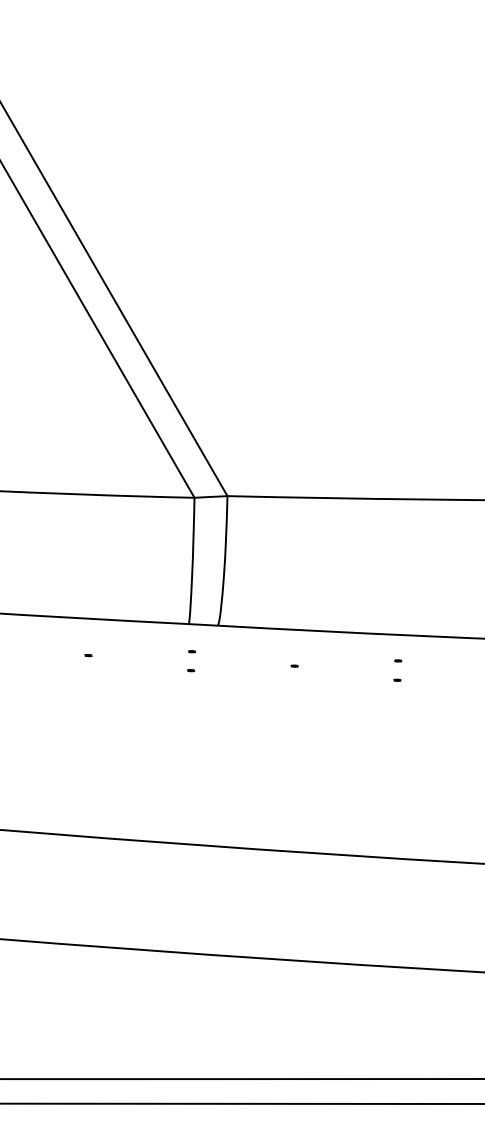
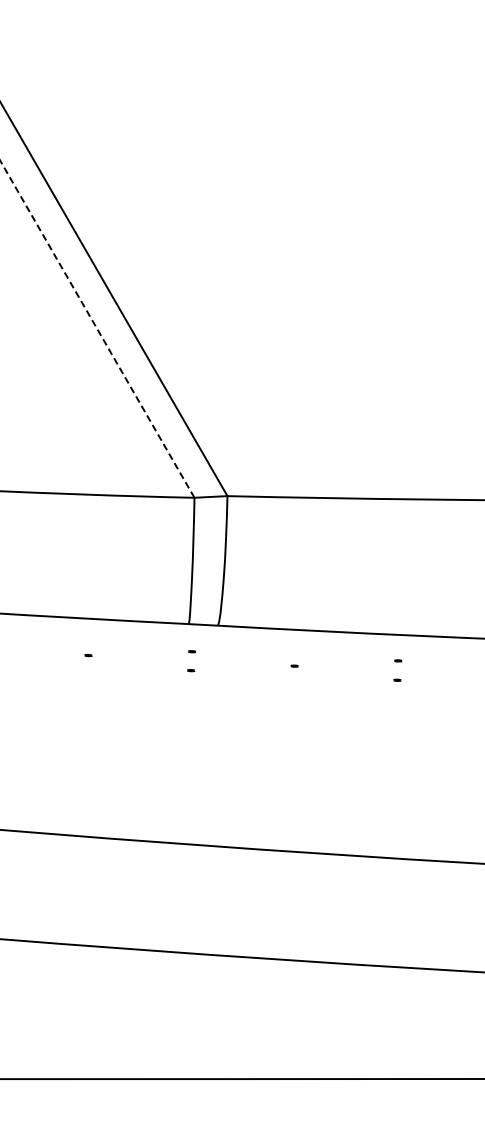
line: solid -> dashed (97, 329)
line: present -> none (241, 1103)
